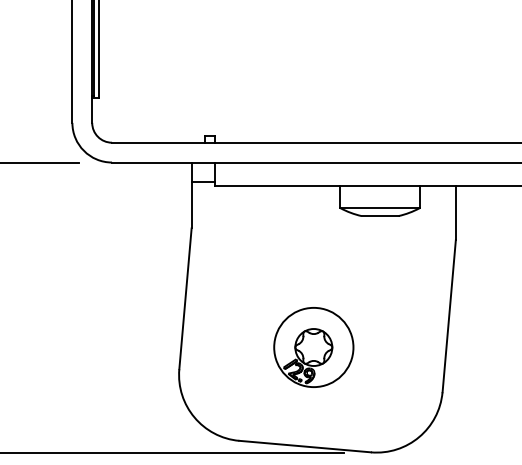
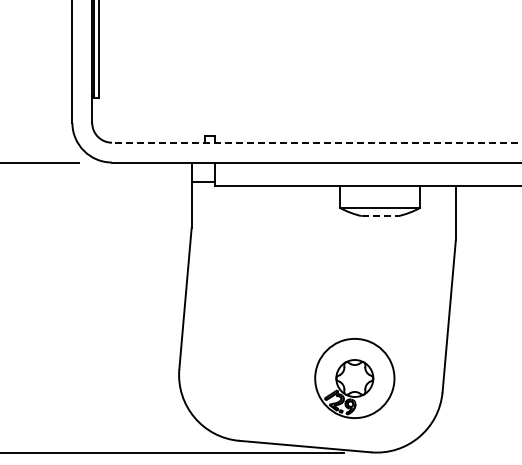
line: solid -> dashed (316, 142)
line: solid -> dashed (380, 216)
part position: (313, 347) -> (354, 378) (354, 378)
